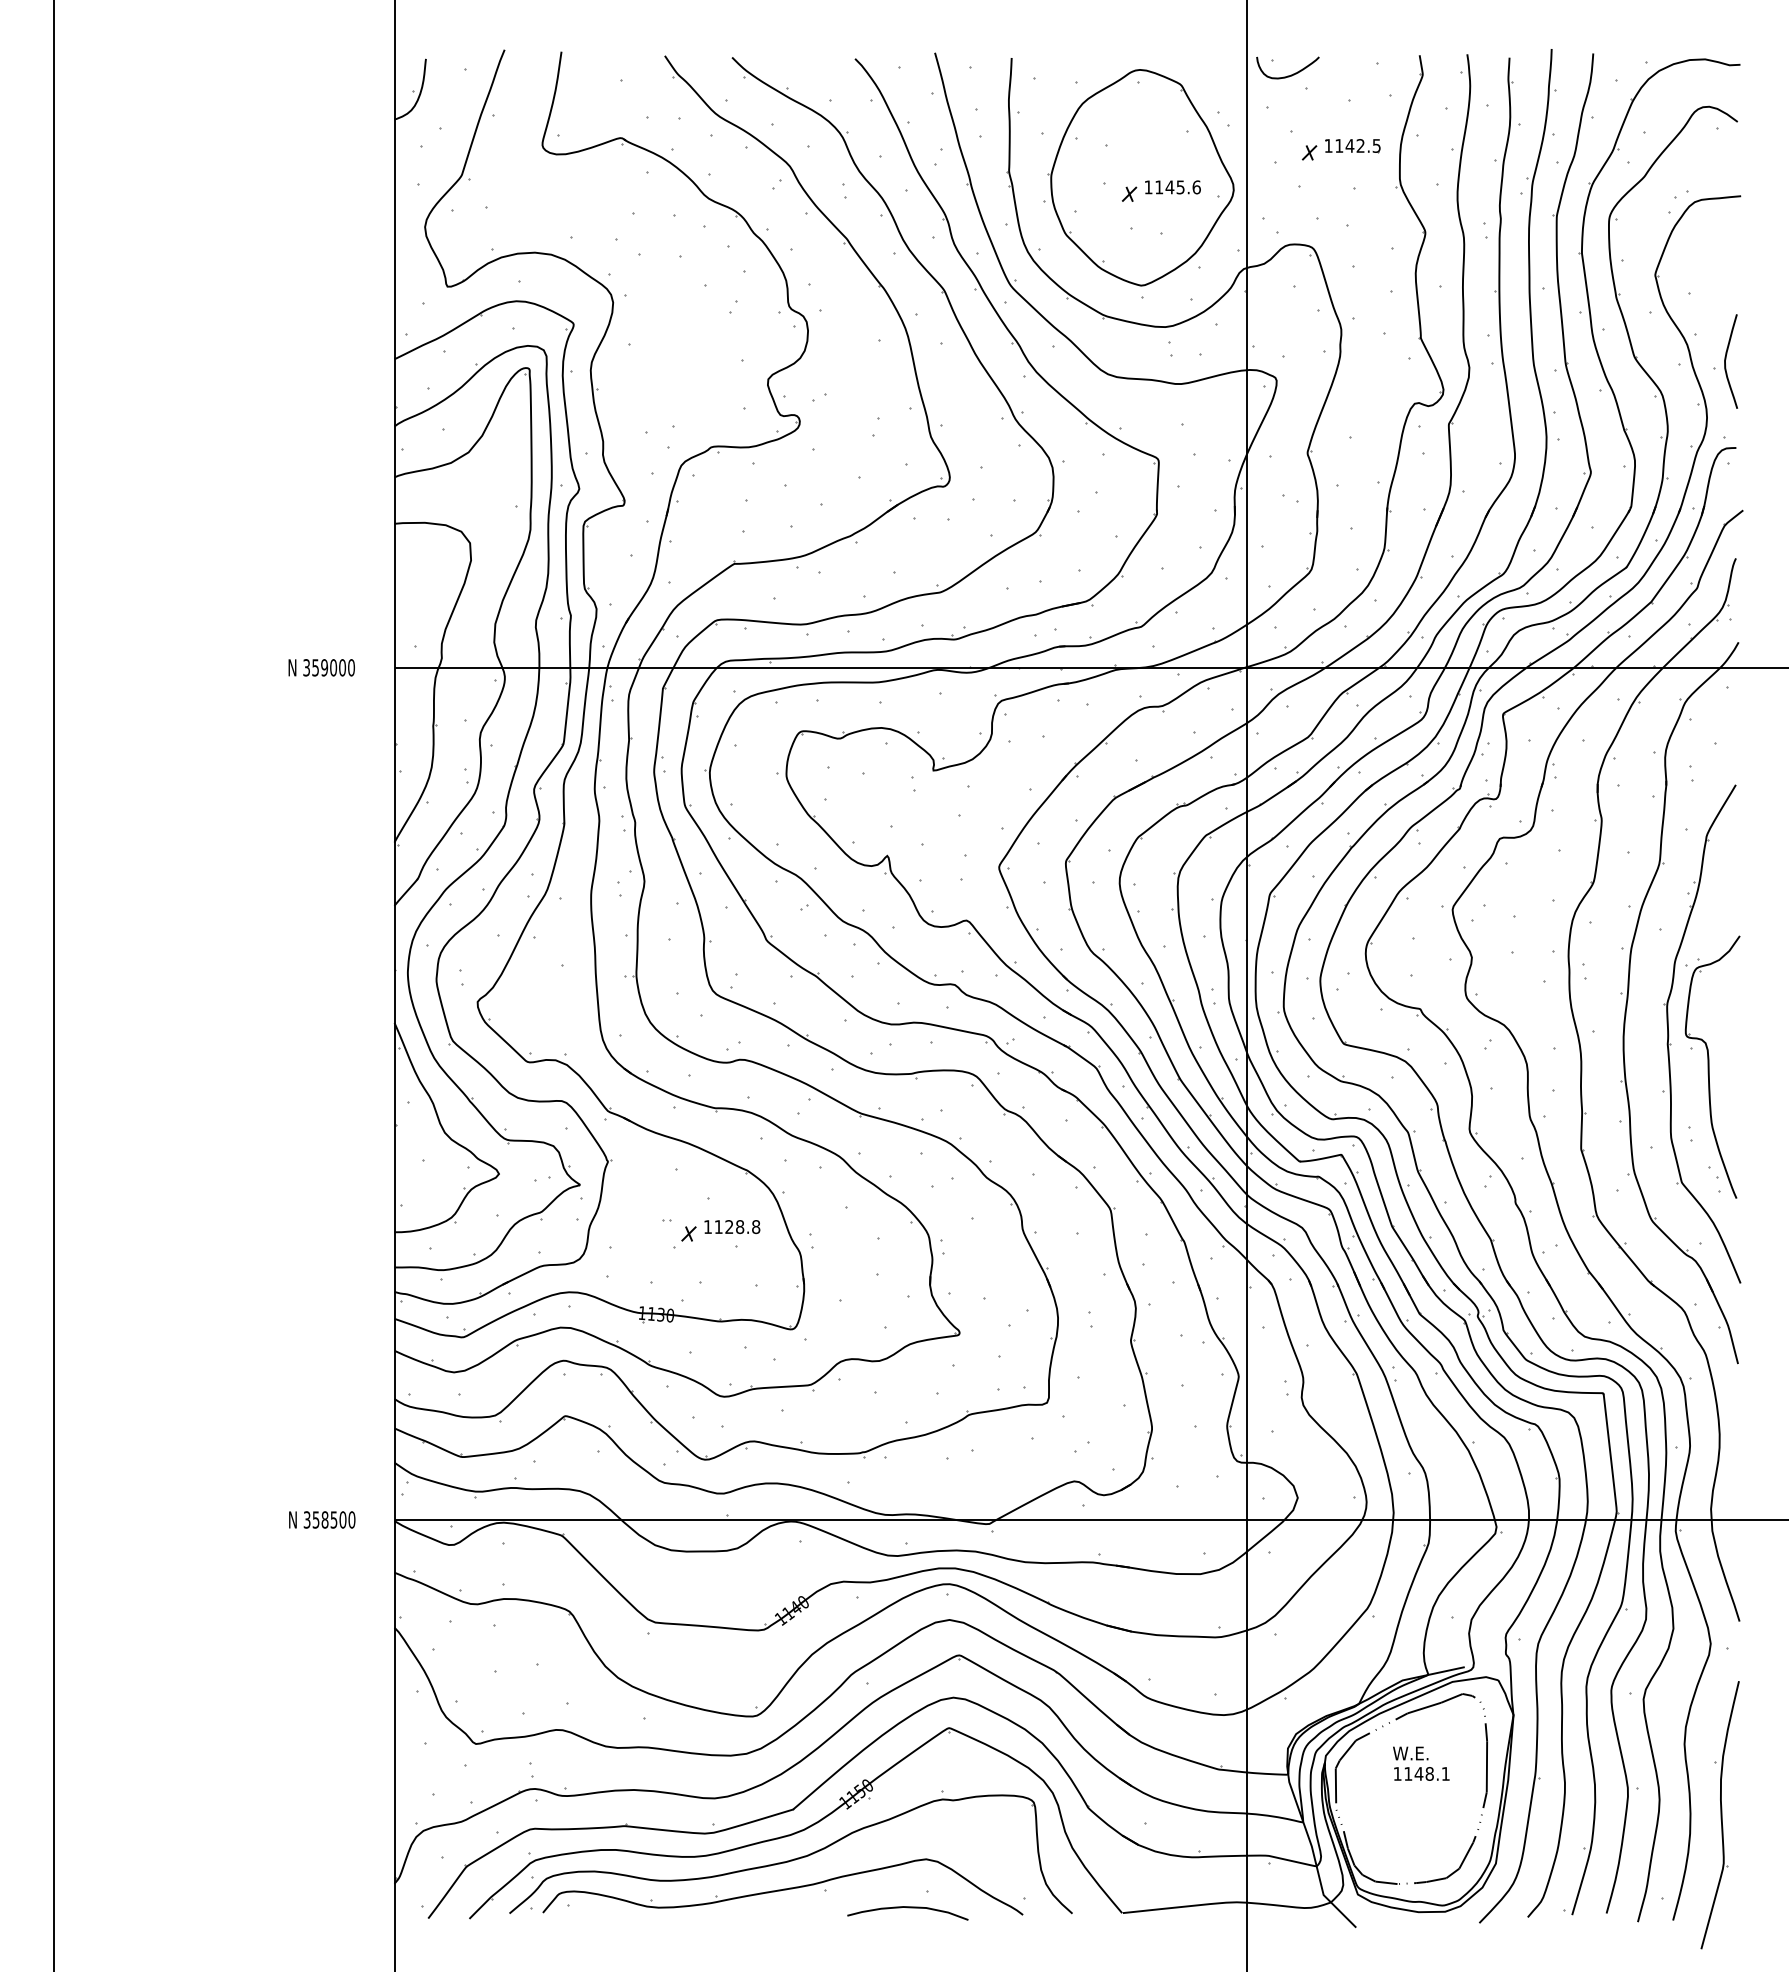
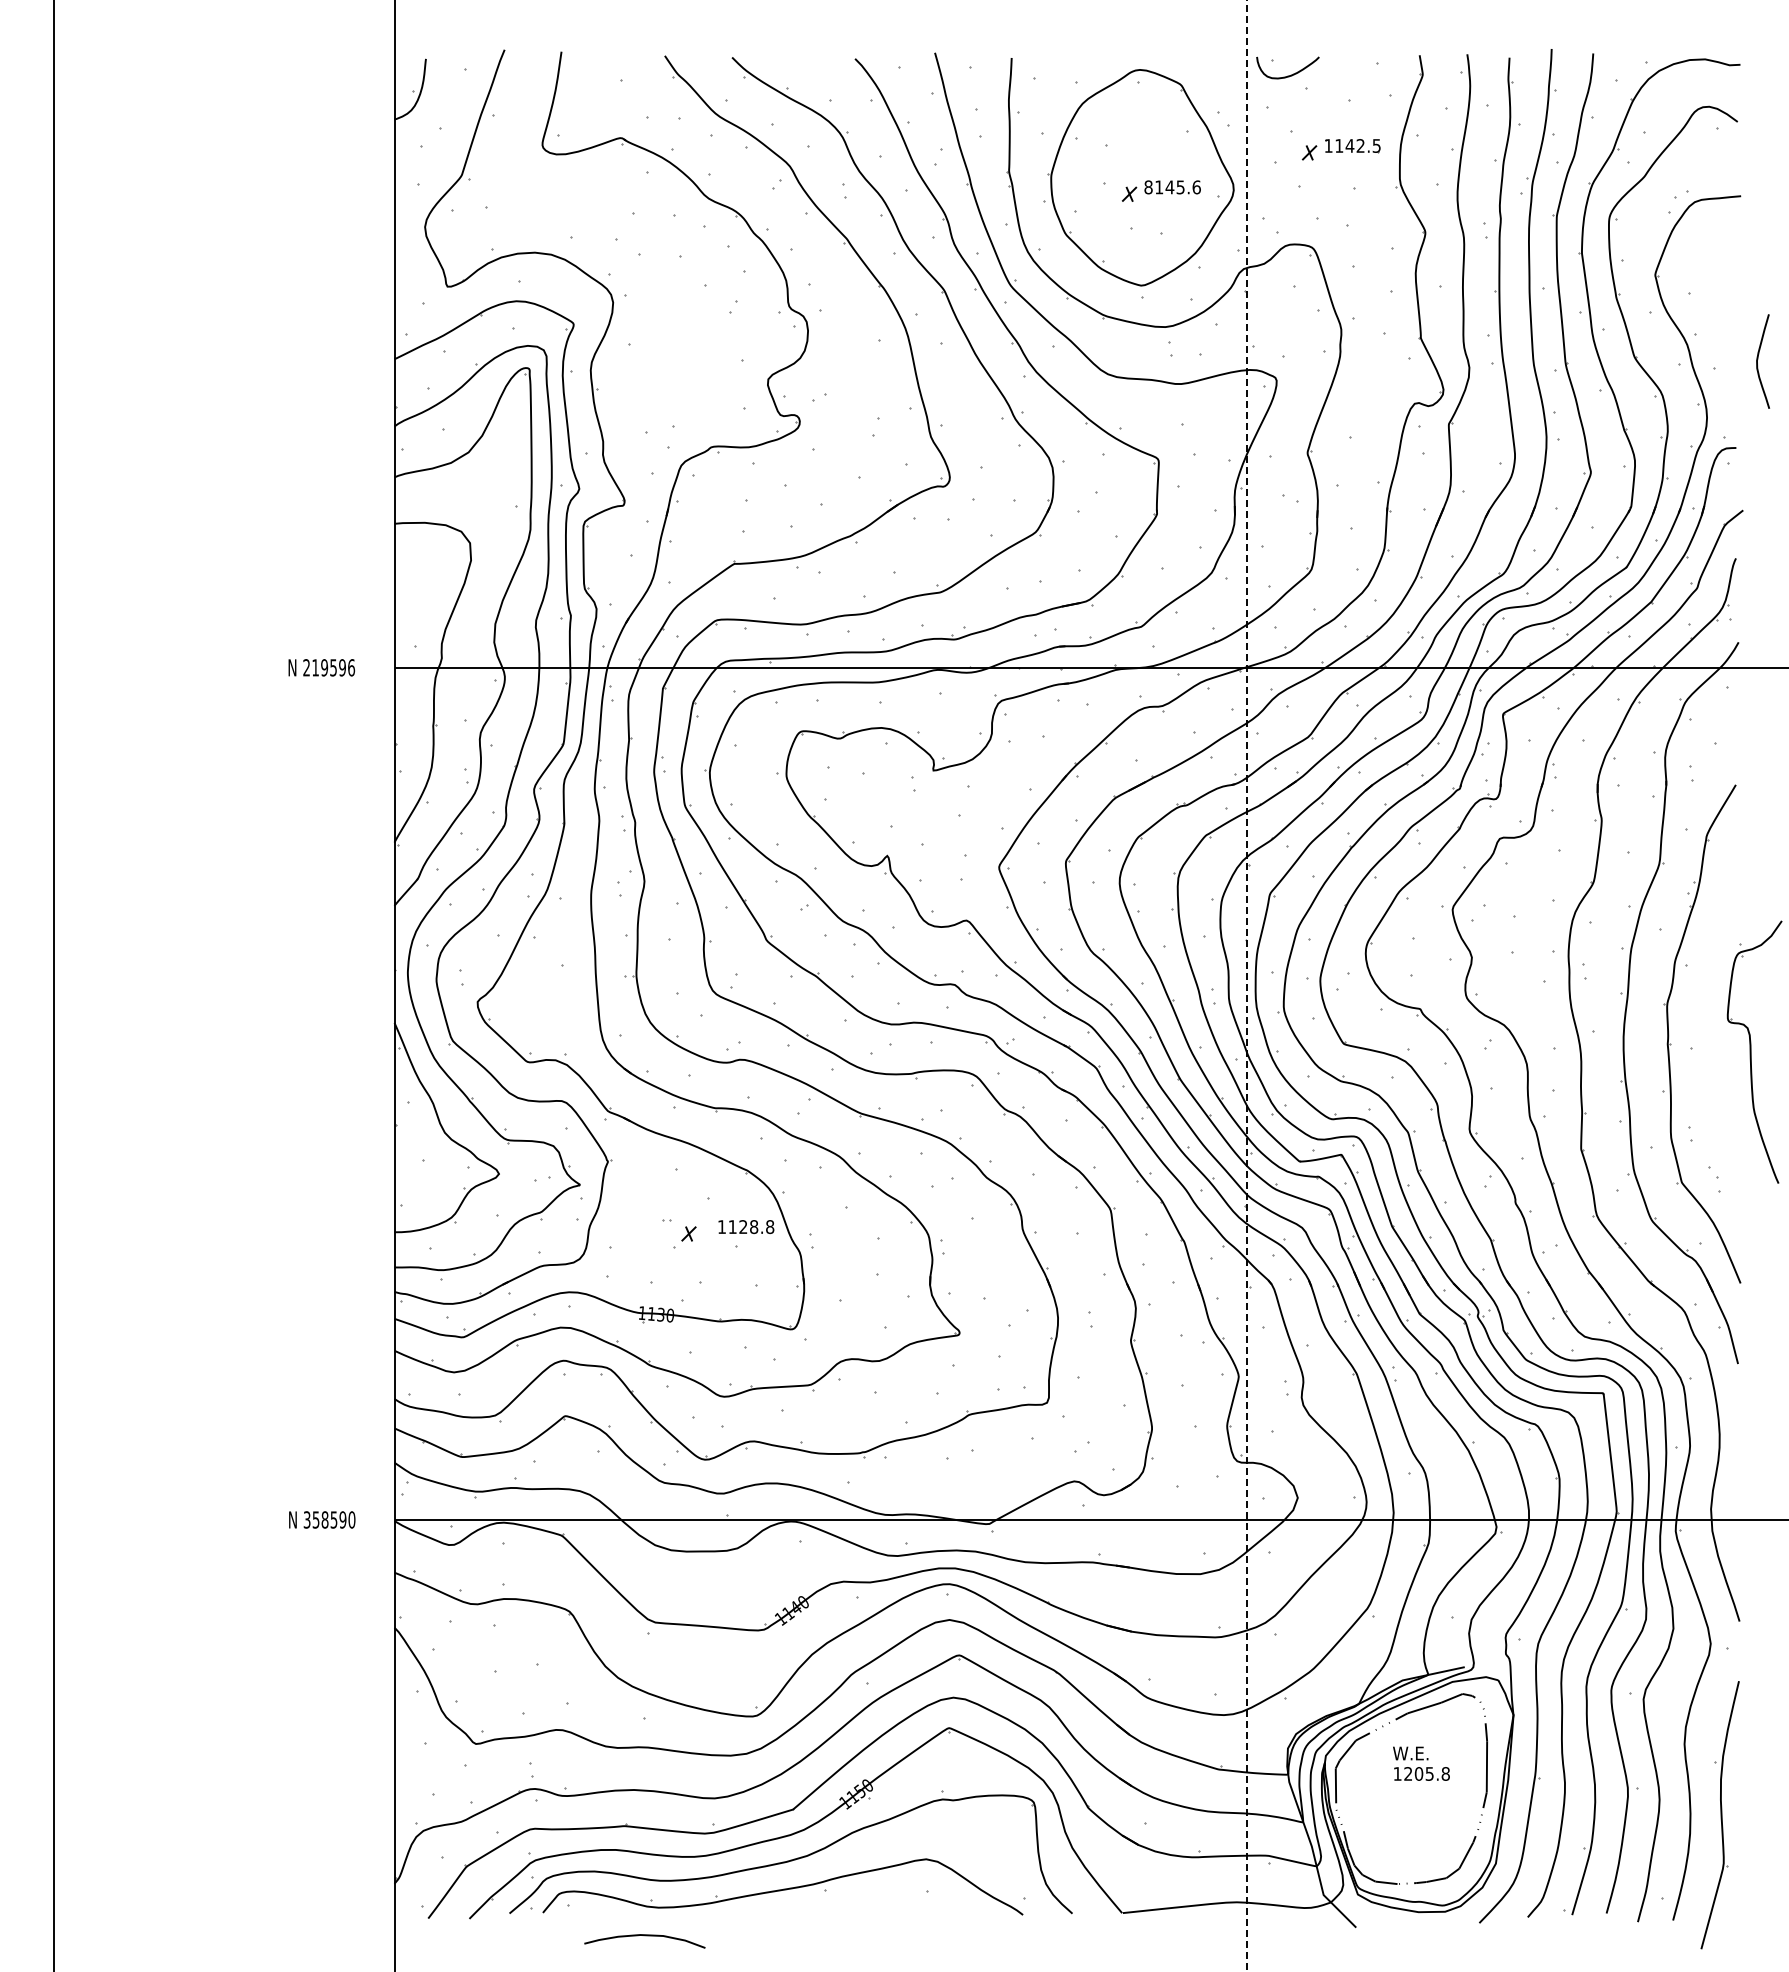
text: 1145.6 -> 8145.6 (1148, 187)
curve position: (1726, 359) -> (1758, 359) (1758, 359)
text: 359000 -> 219596 (329, 667)
line: solid -> dashed (1246, 985)
part position: (1712, 1066) -> (1754, 1051) (1754, 1051)
text position: (732, 1226) -> (746, 1226) (746, 1226)
text: 358500 -> 358590 (342, 1519)
text: 1148.1 -> 1205.8 (1426, 1773)
curve position: (907, 1908) -> (644, 1936) (644, 1936)
